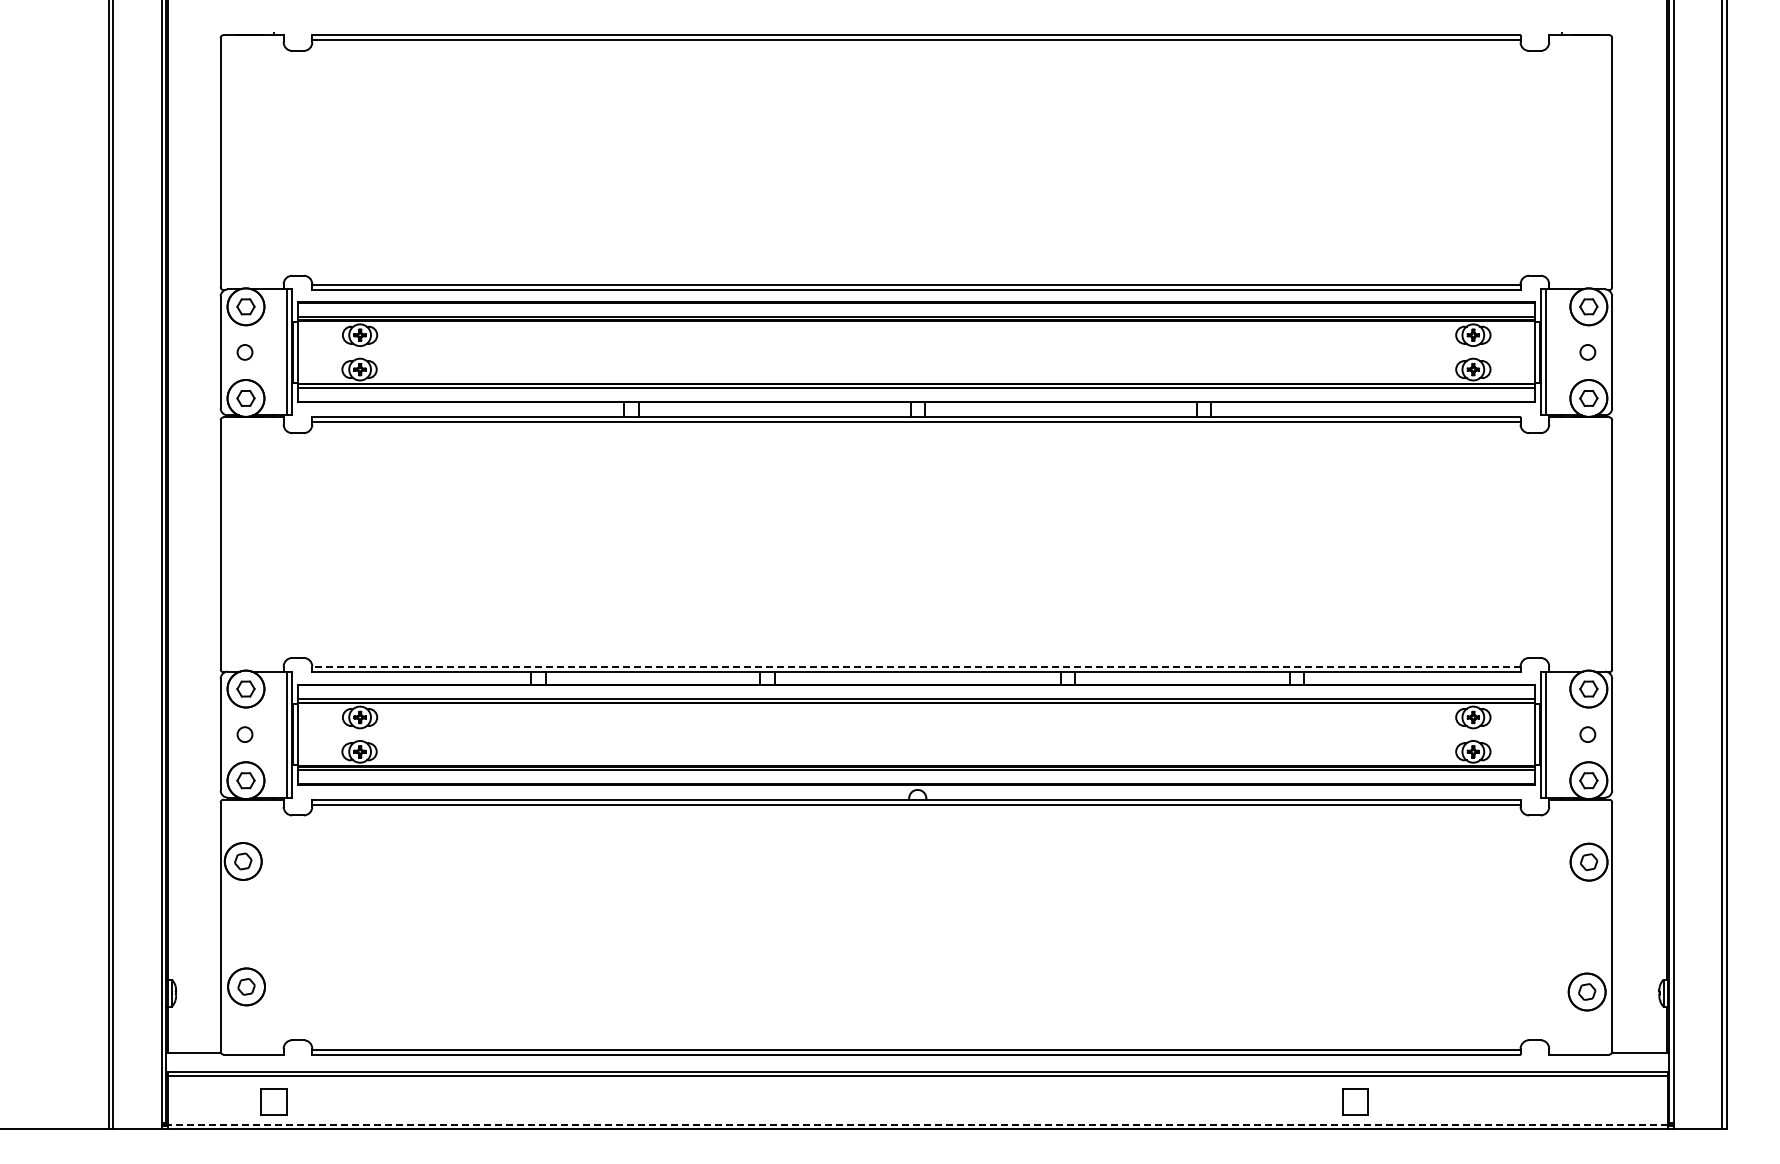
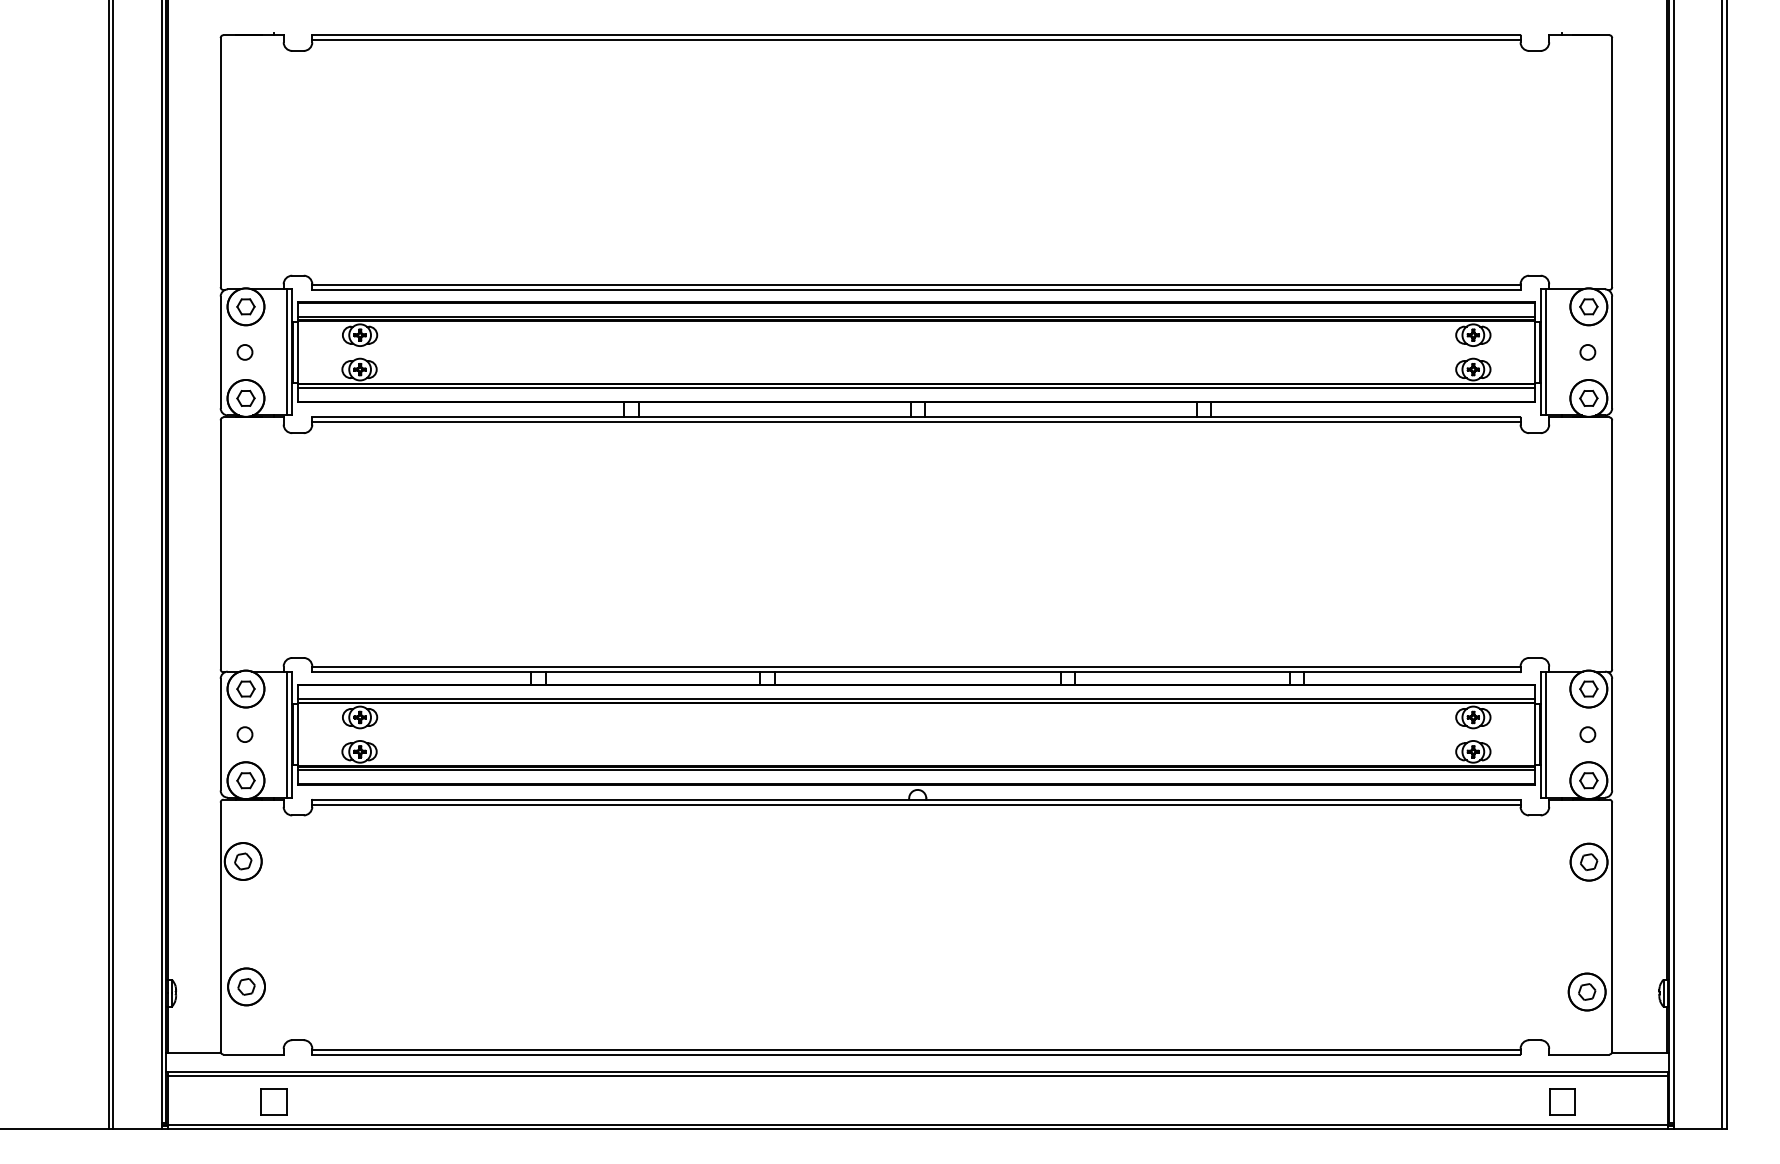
line: dashed -> solid (915, 667)
part position: (1355, 1101) -> (1562, 1101) (1562, 1101)
line: dashed -> solid (917, 1124)
